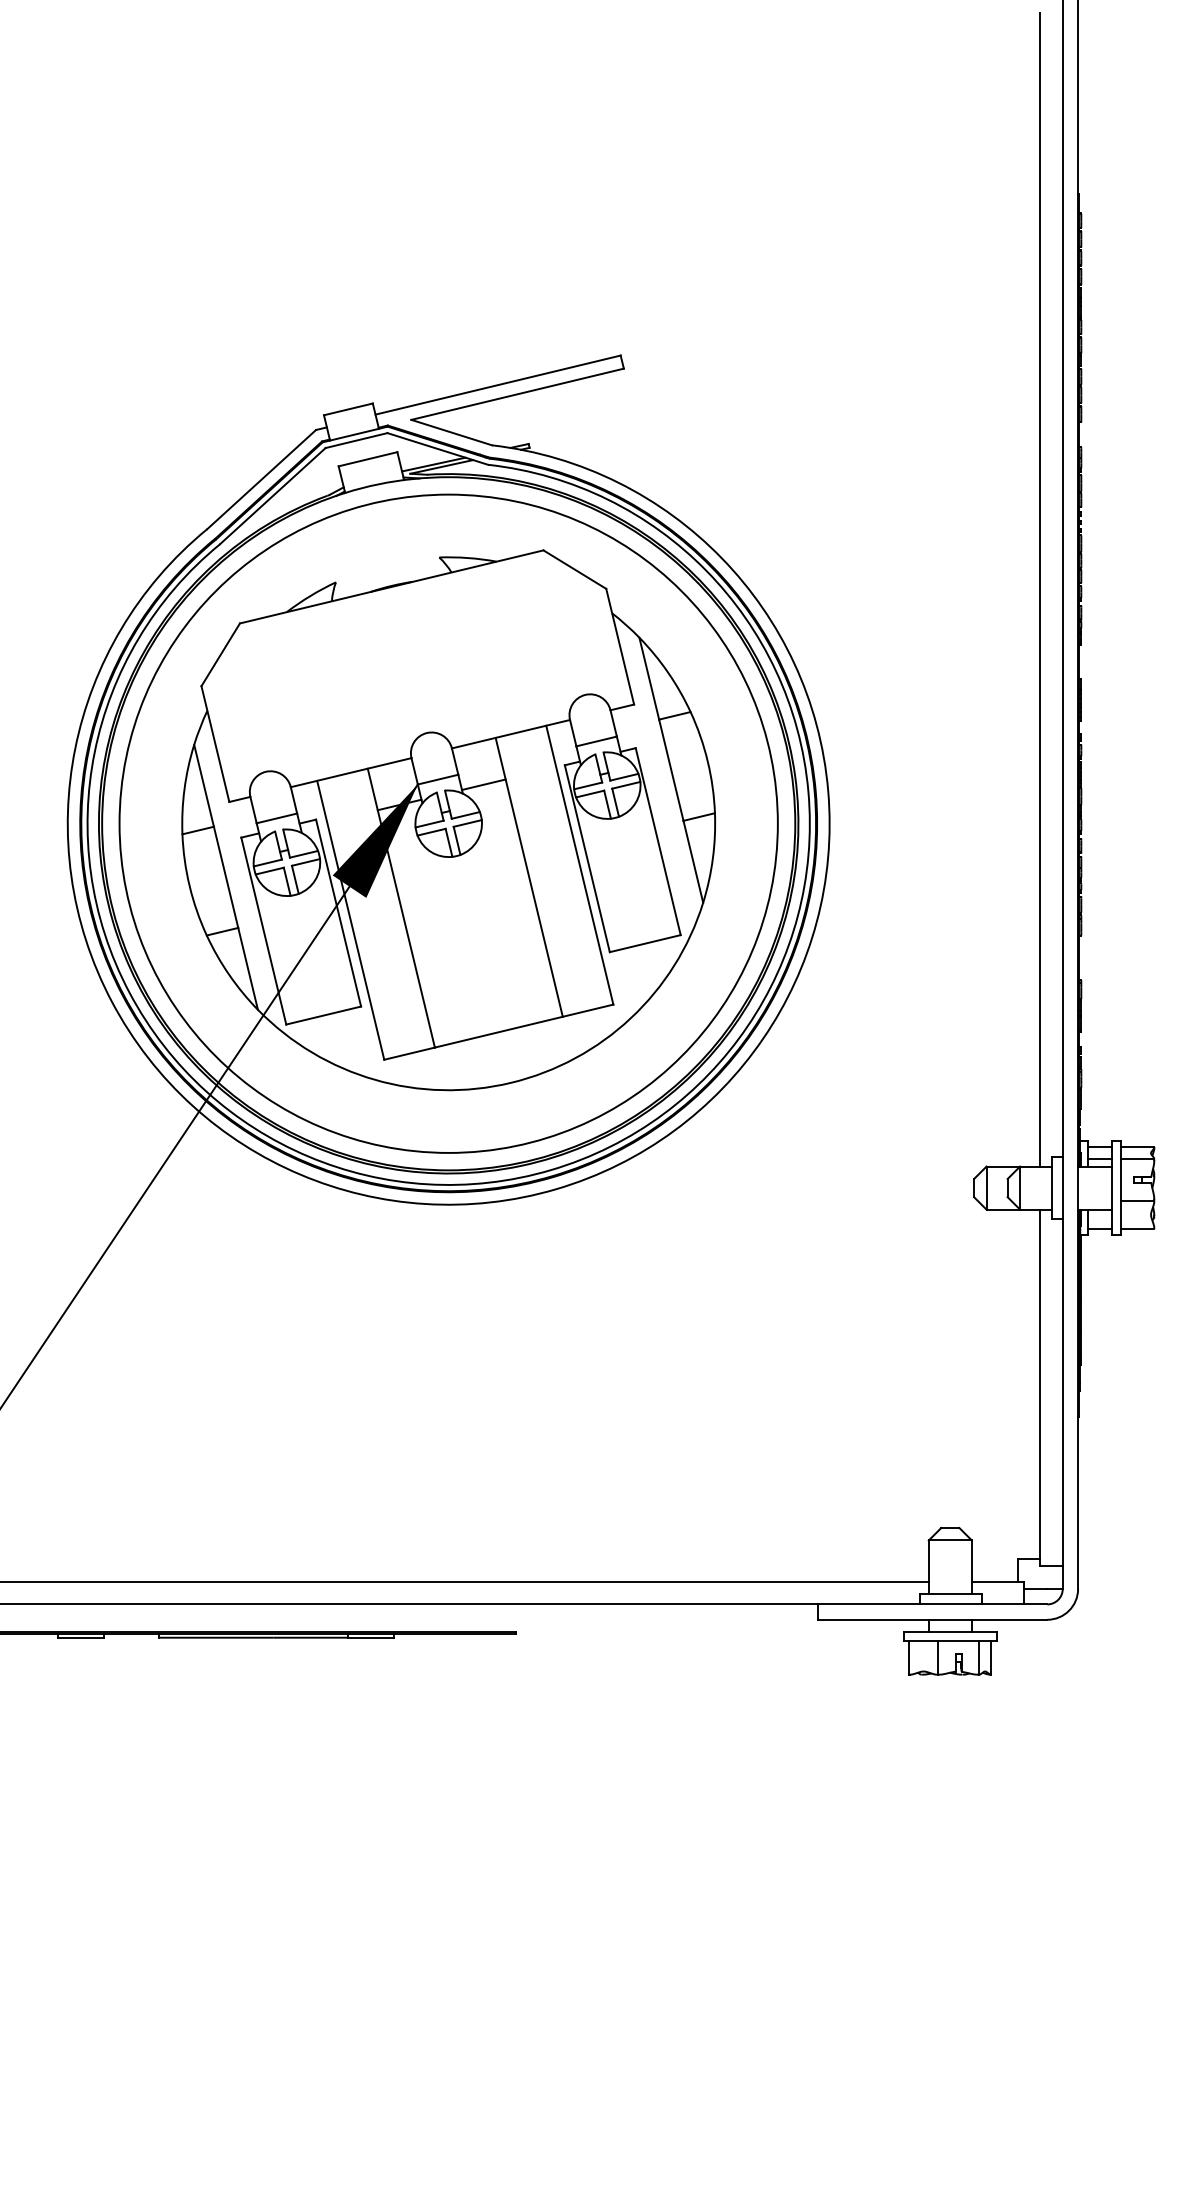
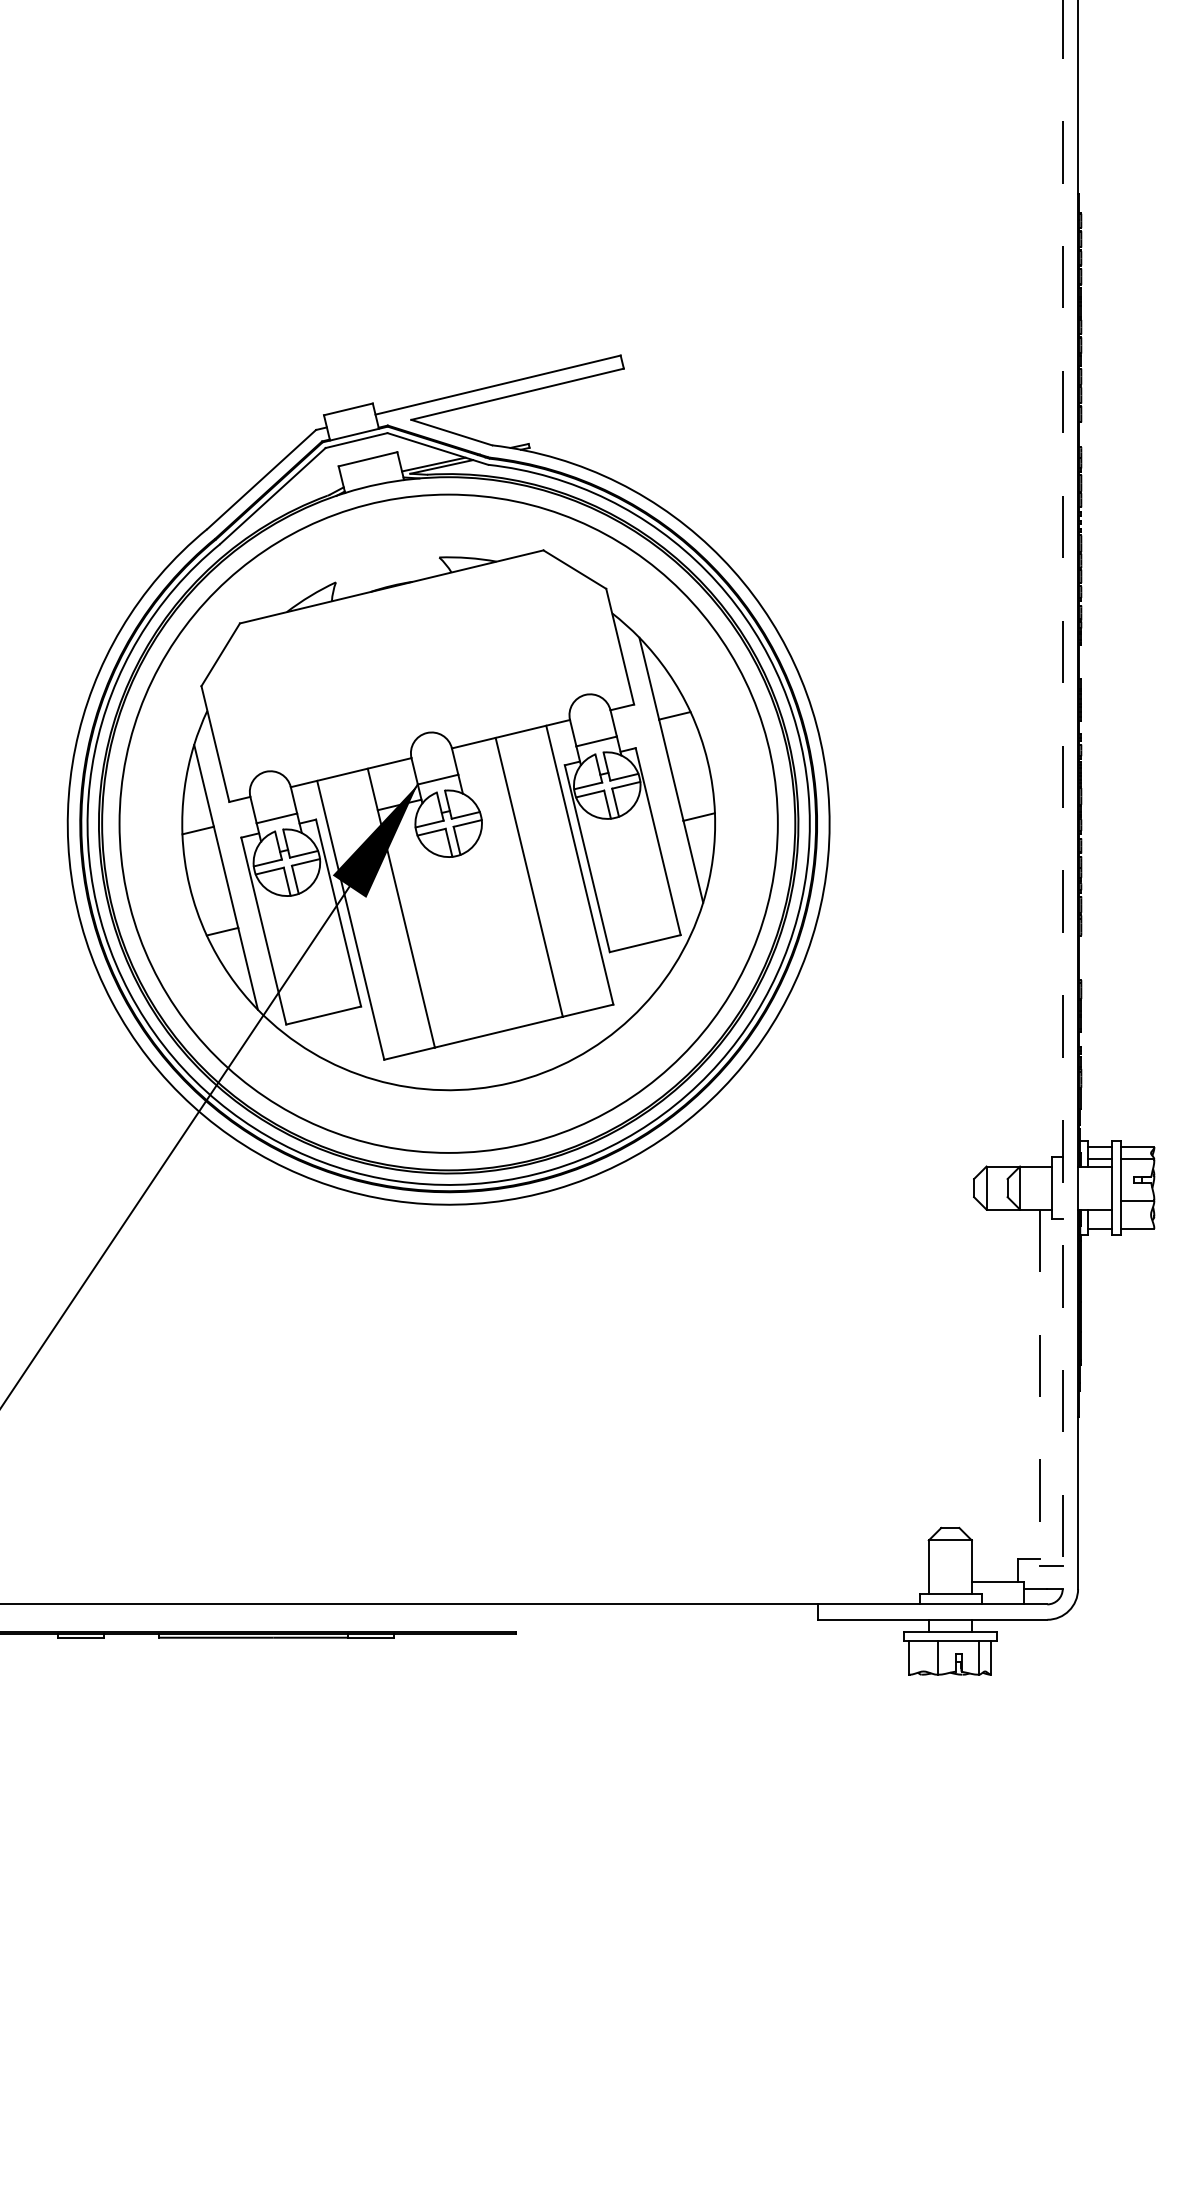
line: present -> none (1040, 589)
line: present -> none (483, 784)
line: solid -> dashed (1062, 795)
line: solid -> dashed (1040, 1388)
line: present -> none (465, 1581)
